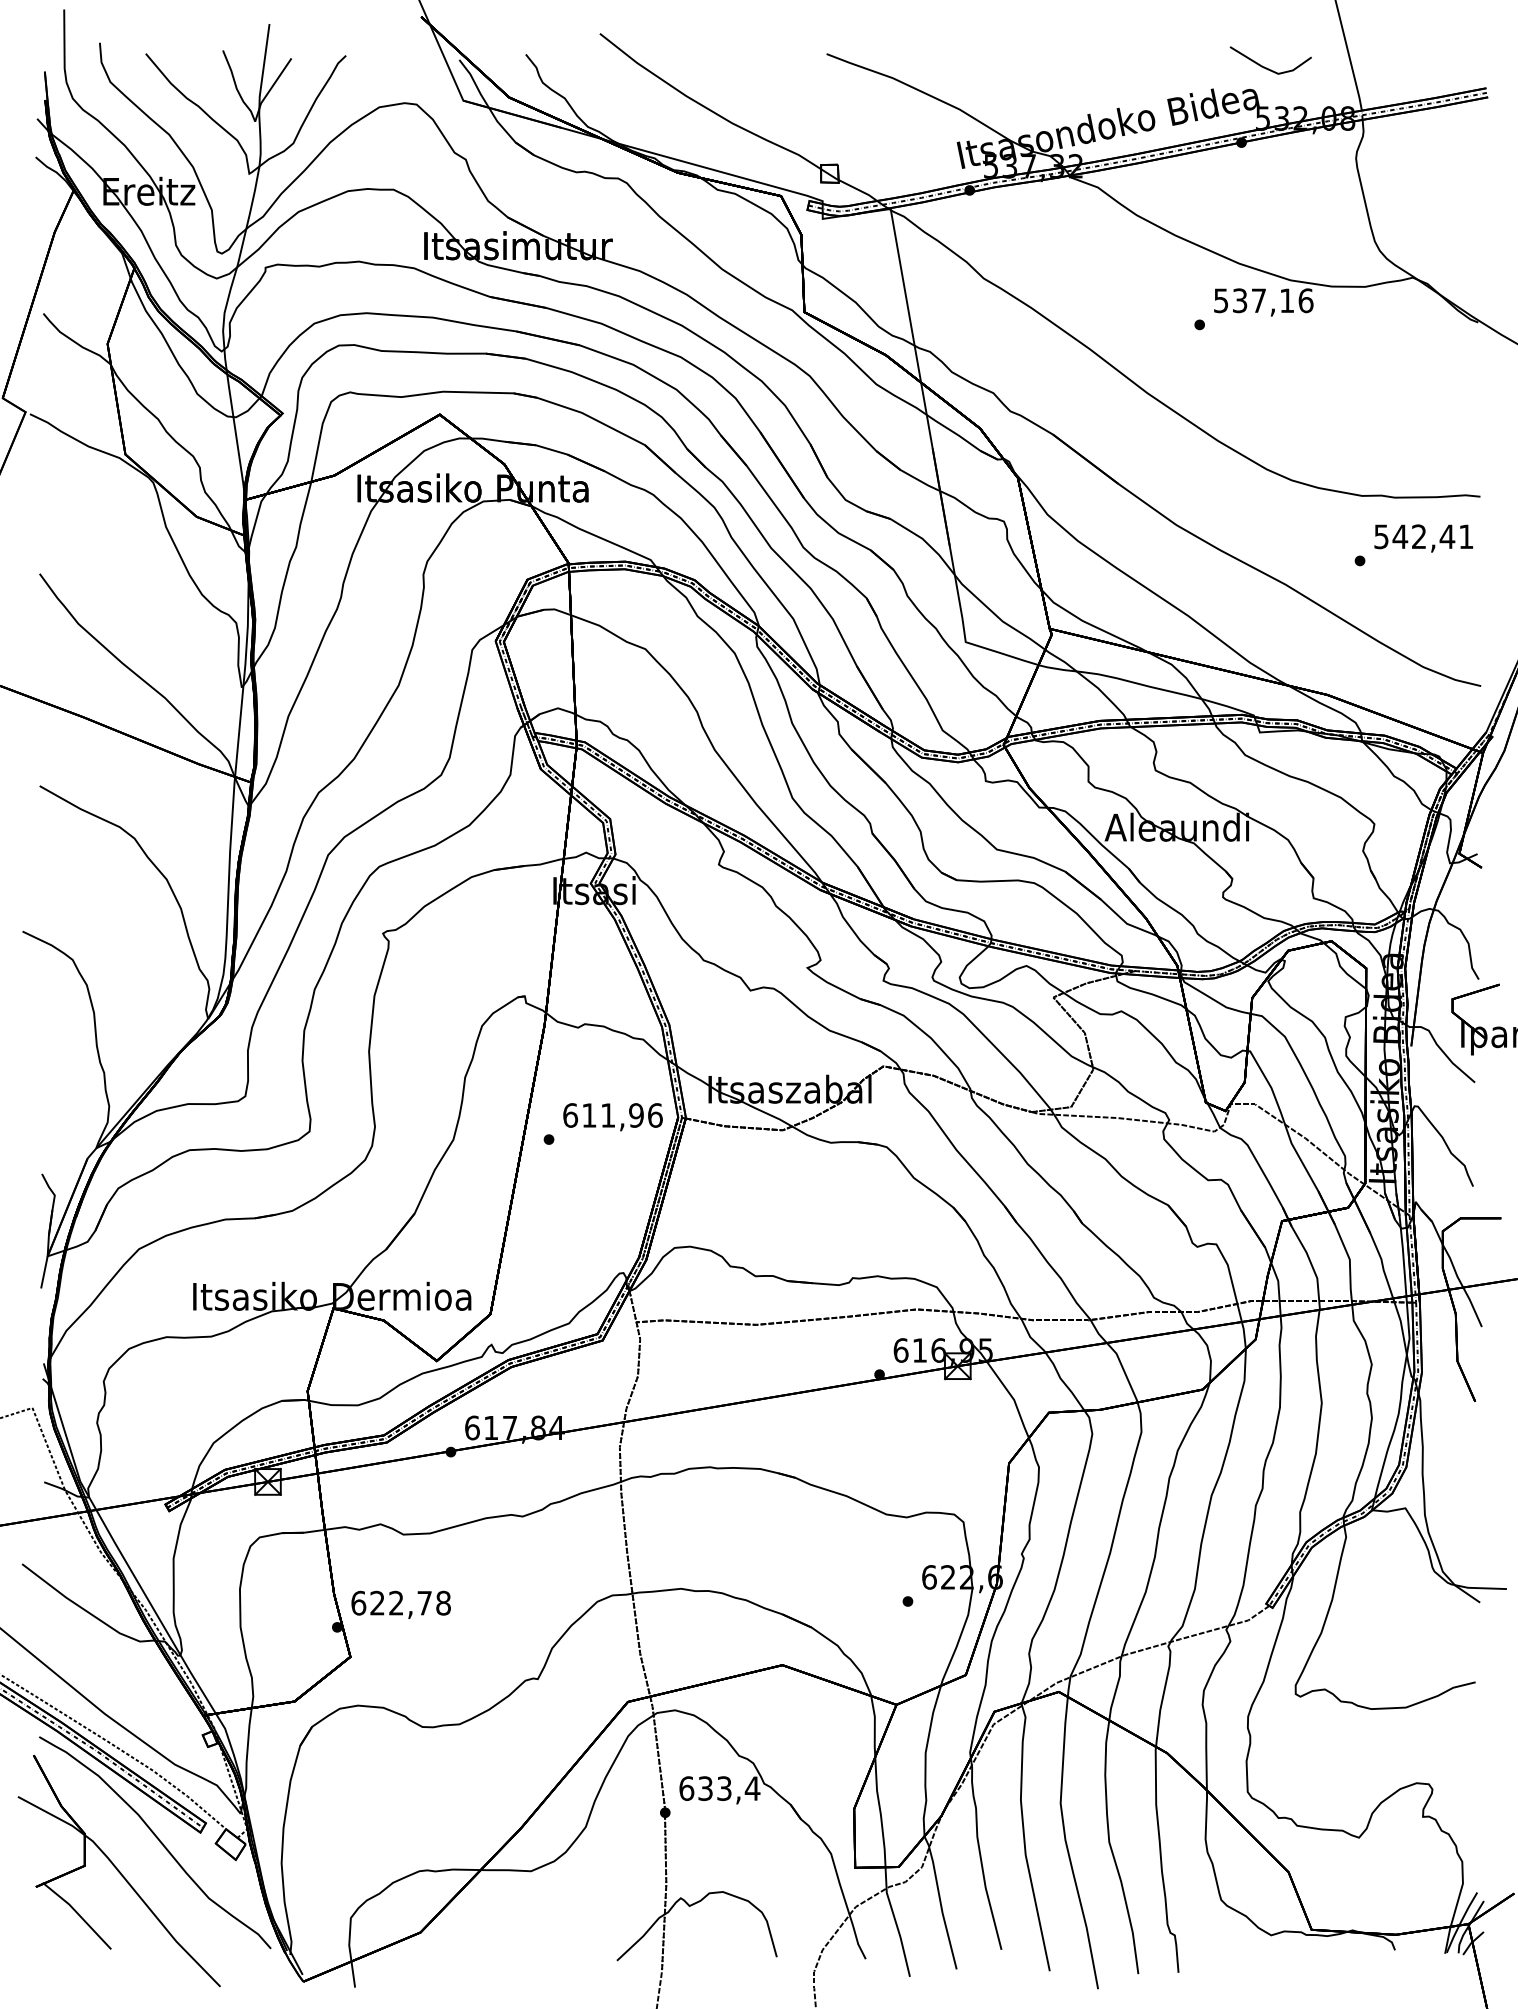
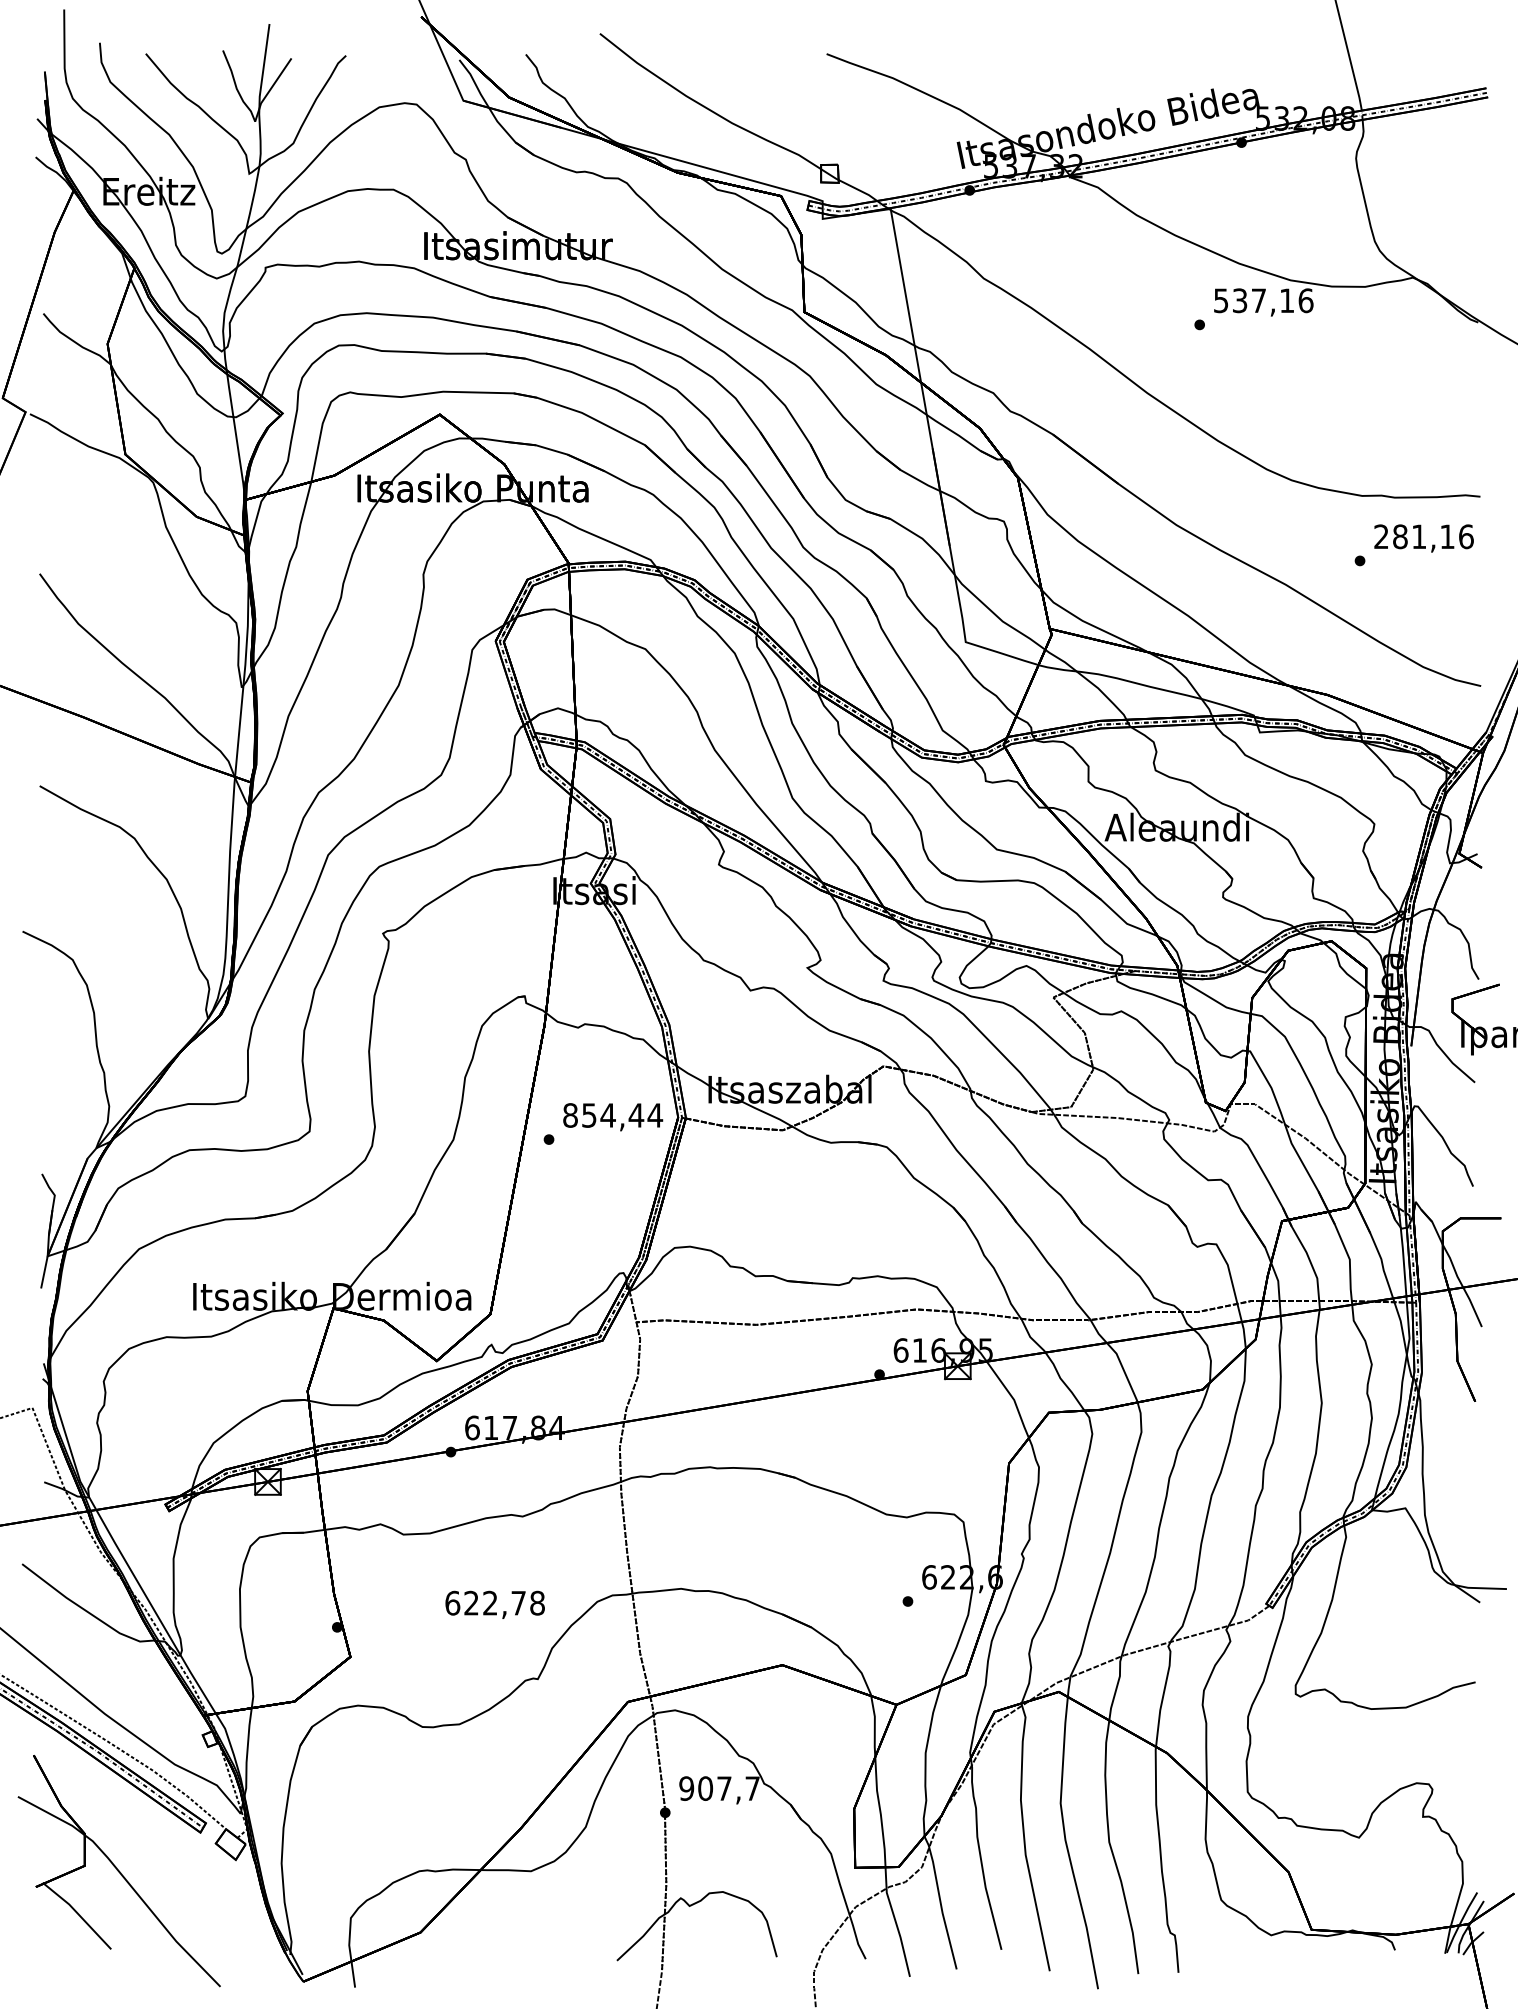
line: present -> none (1266, 67)
text: 542,41 -> 281,16 (1423, 536)
text: 611,96 -> 854,44 (613, 1115)
text position: (400, 1604) -> (494, 1604) (494, 1604)
text: 633,4 -> 907,7 (719, 1788)
curve: present -> none (157, 1839)
